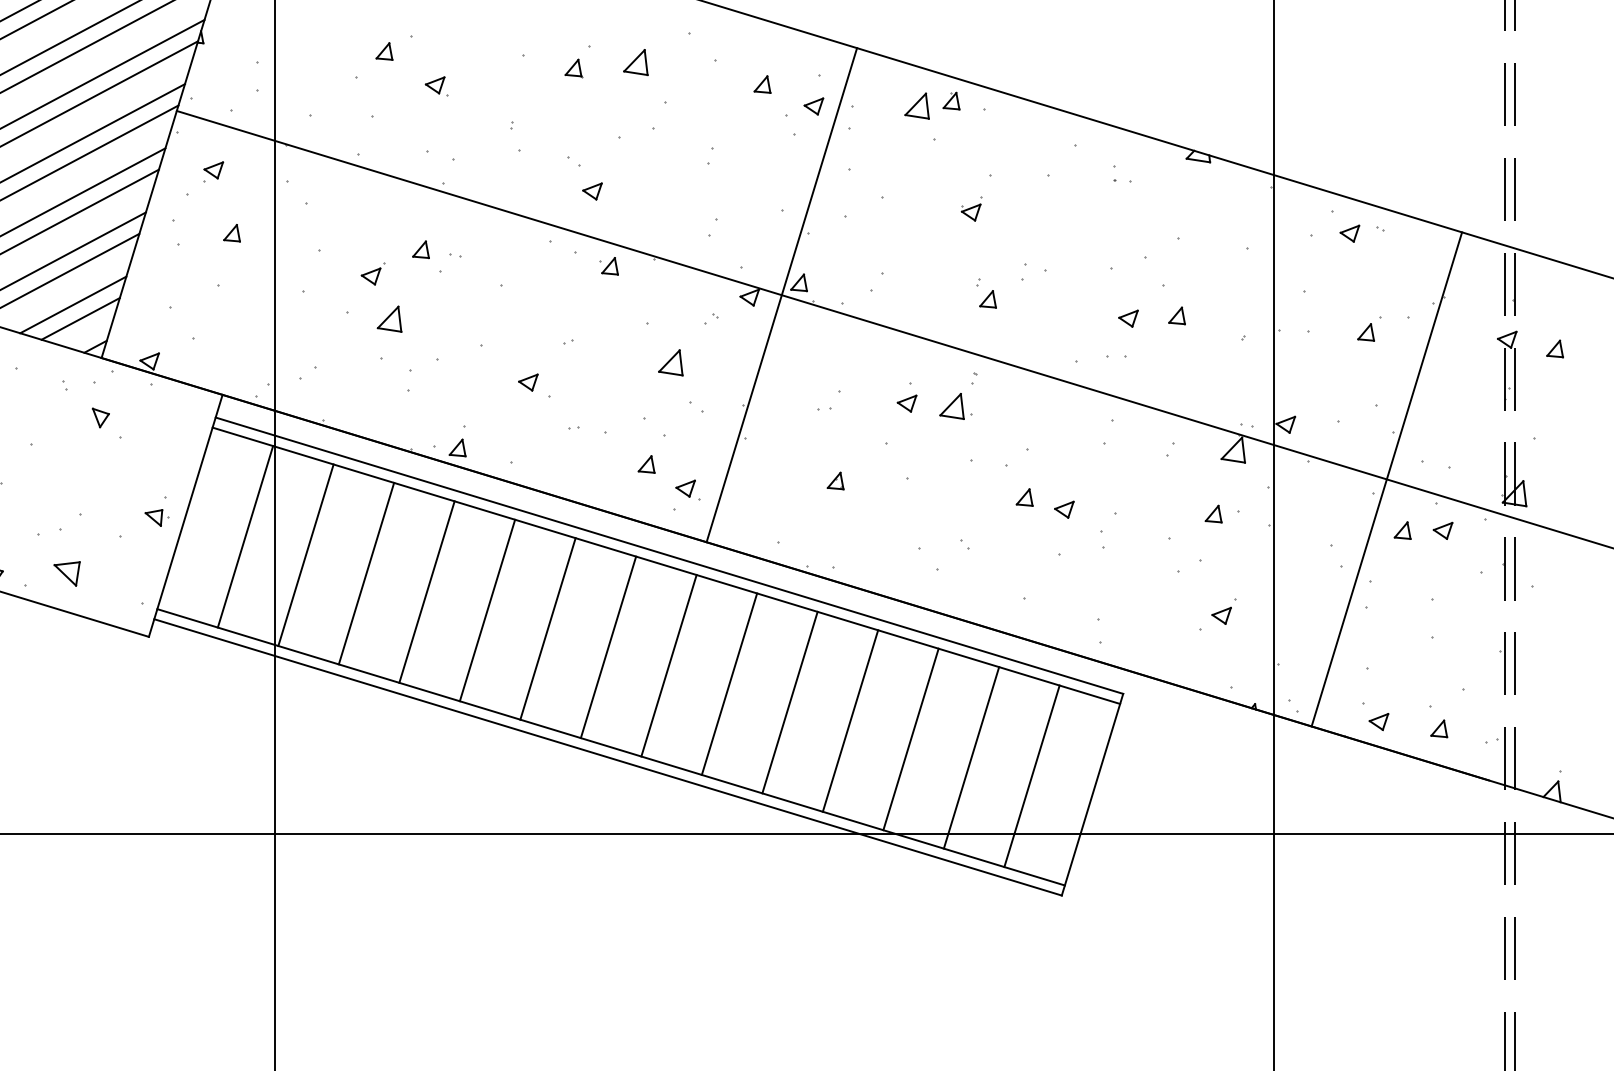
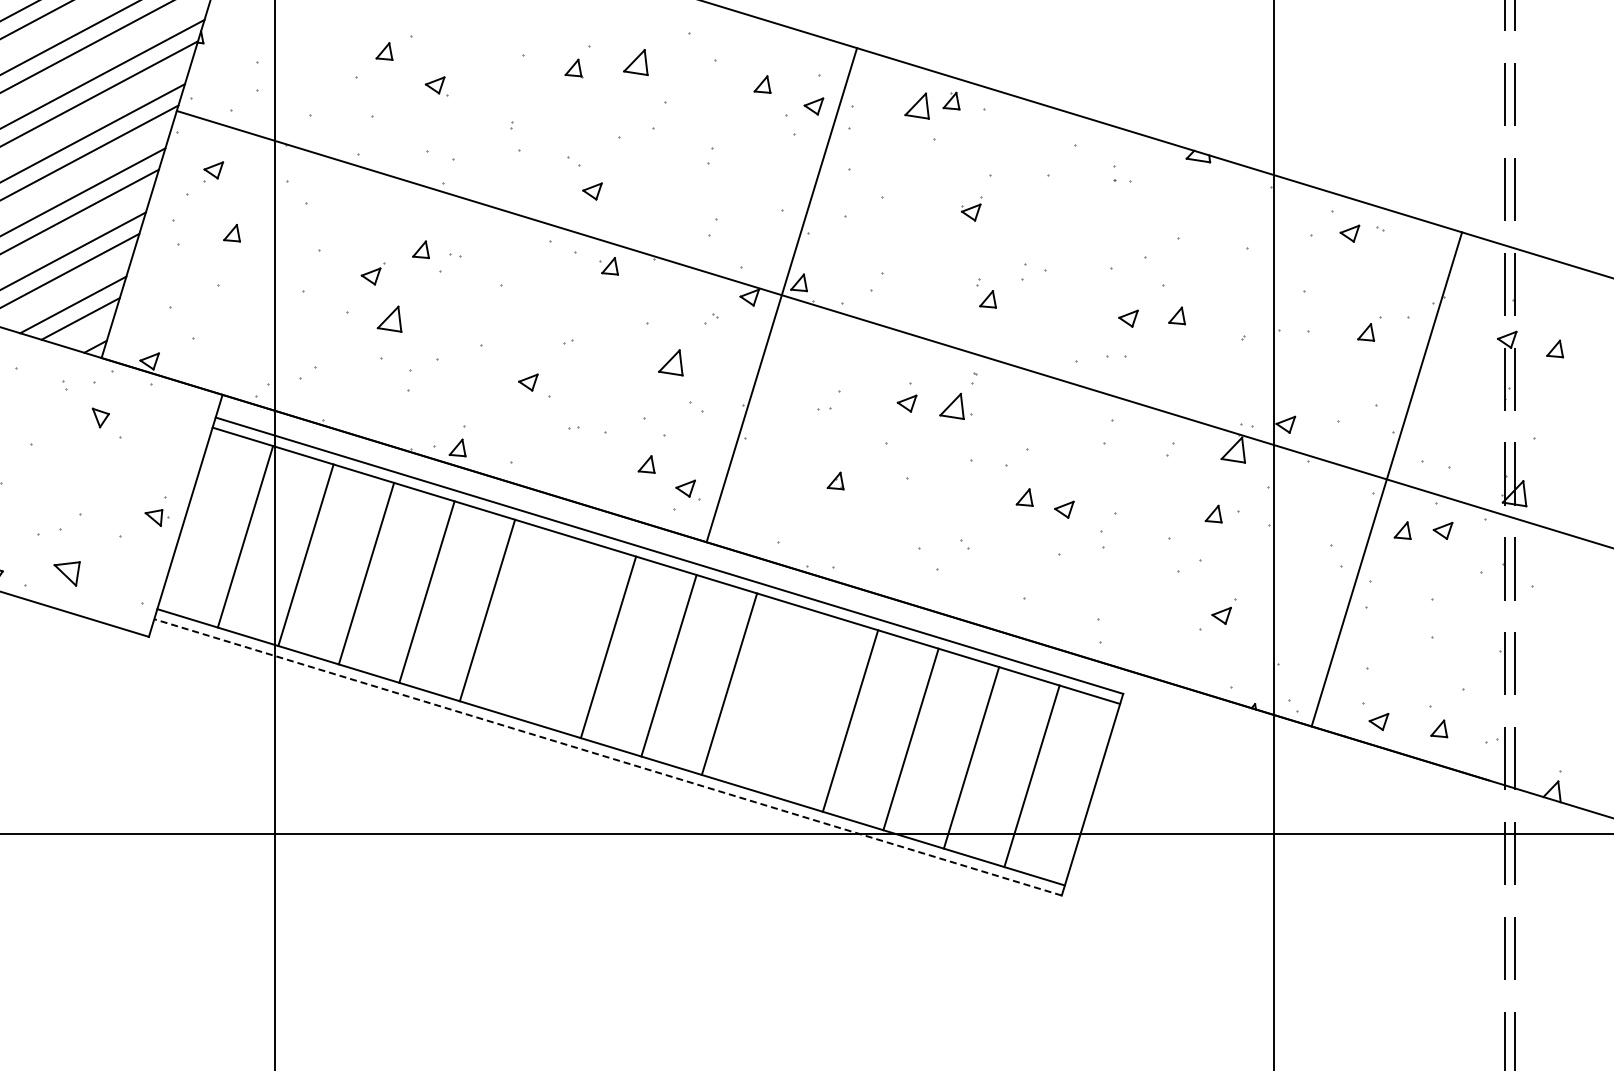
line: present -> none (547, 628)
line: present -> none (789, 702)
line: solid -> dashed (607, 757)
